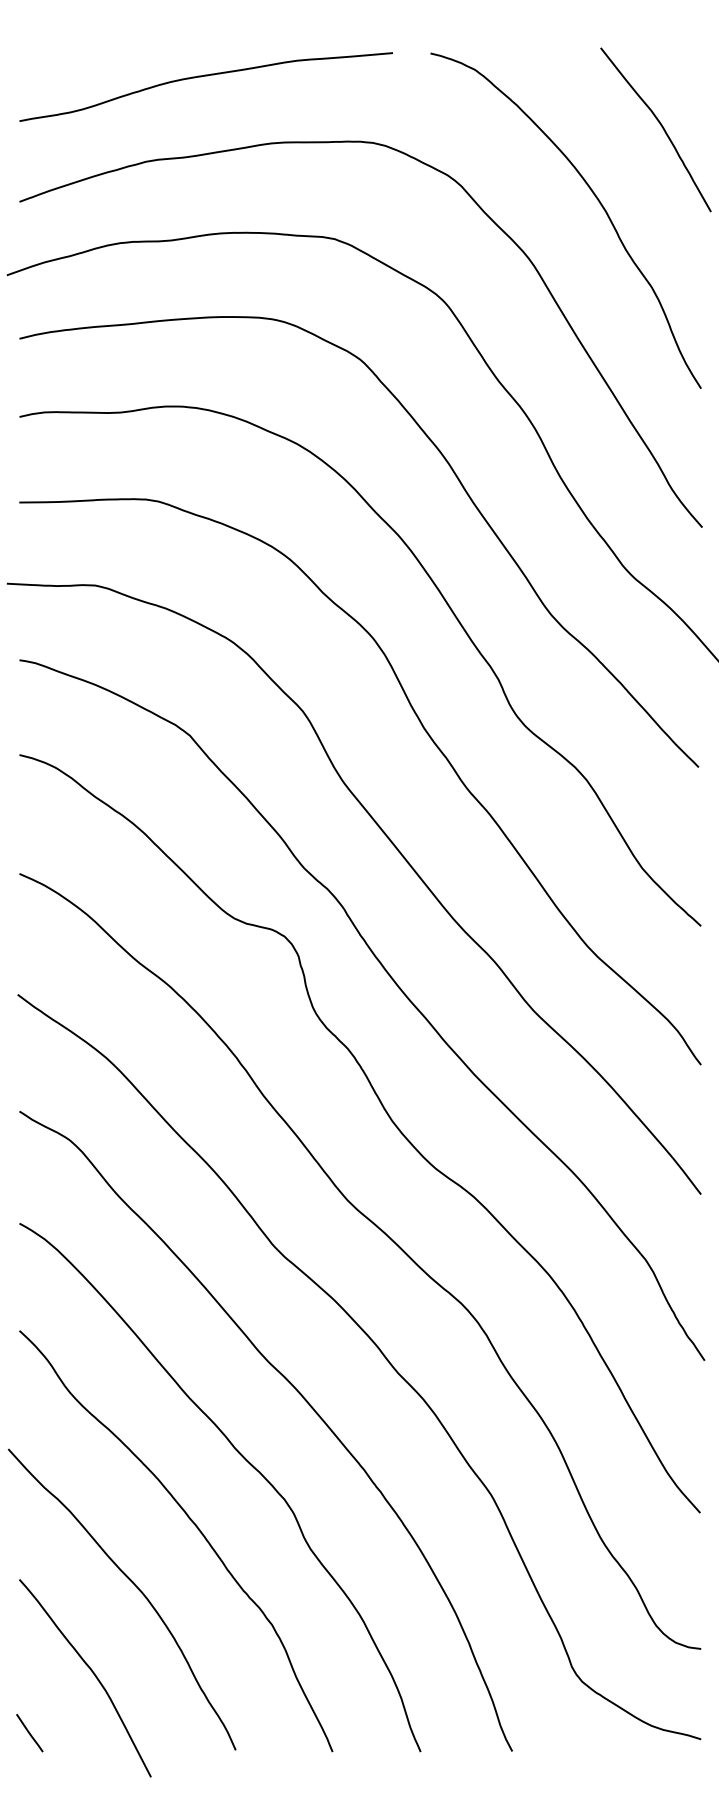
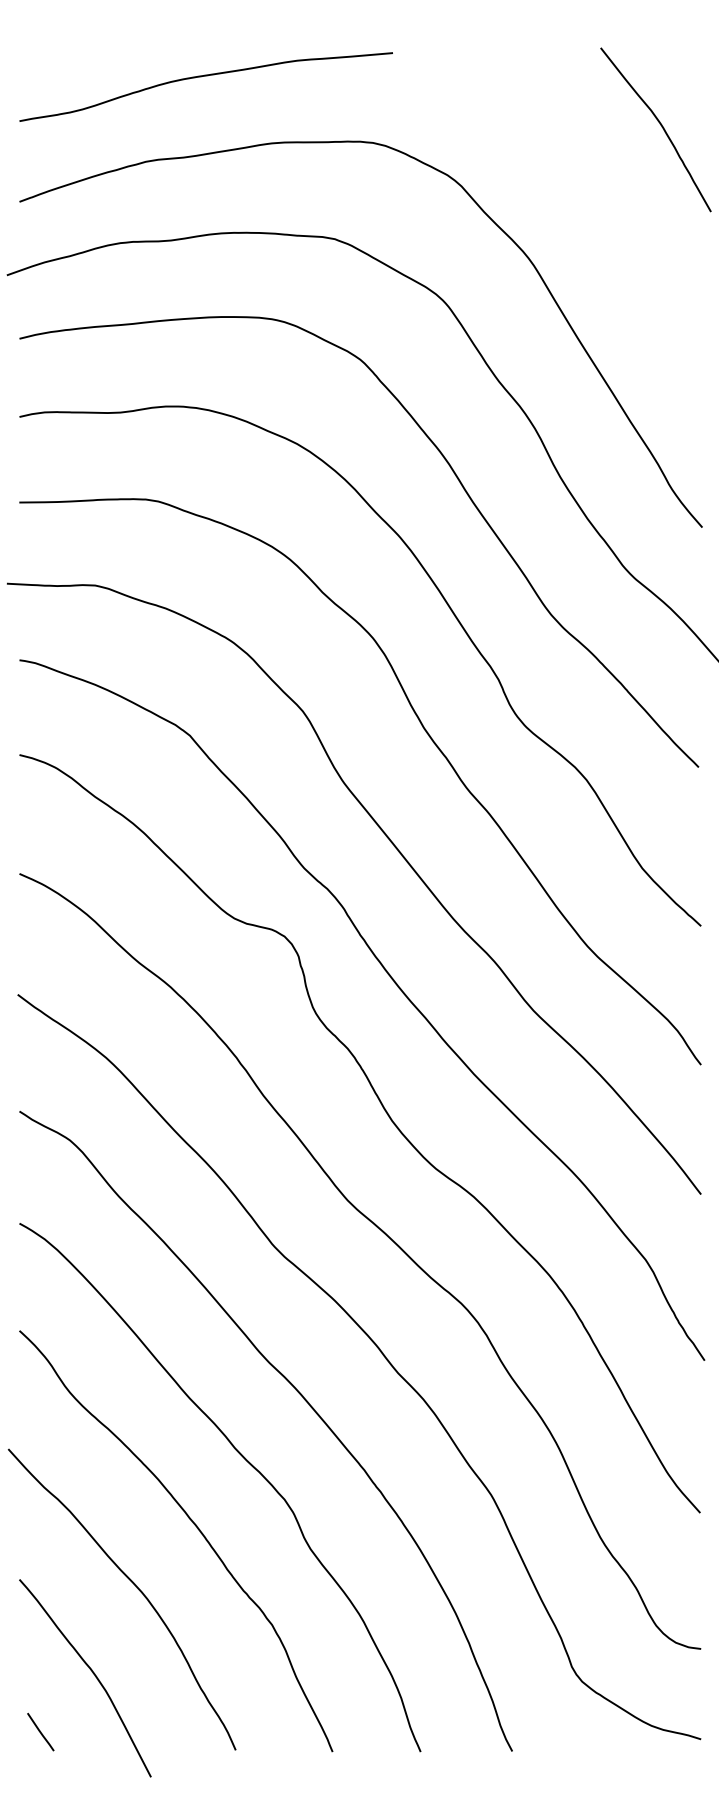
curve: present -> none (594, 196)
line position: (29, 1732) -> (40, 1731) (40, 1731)
